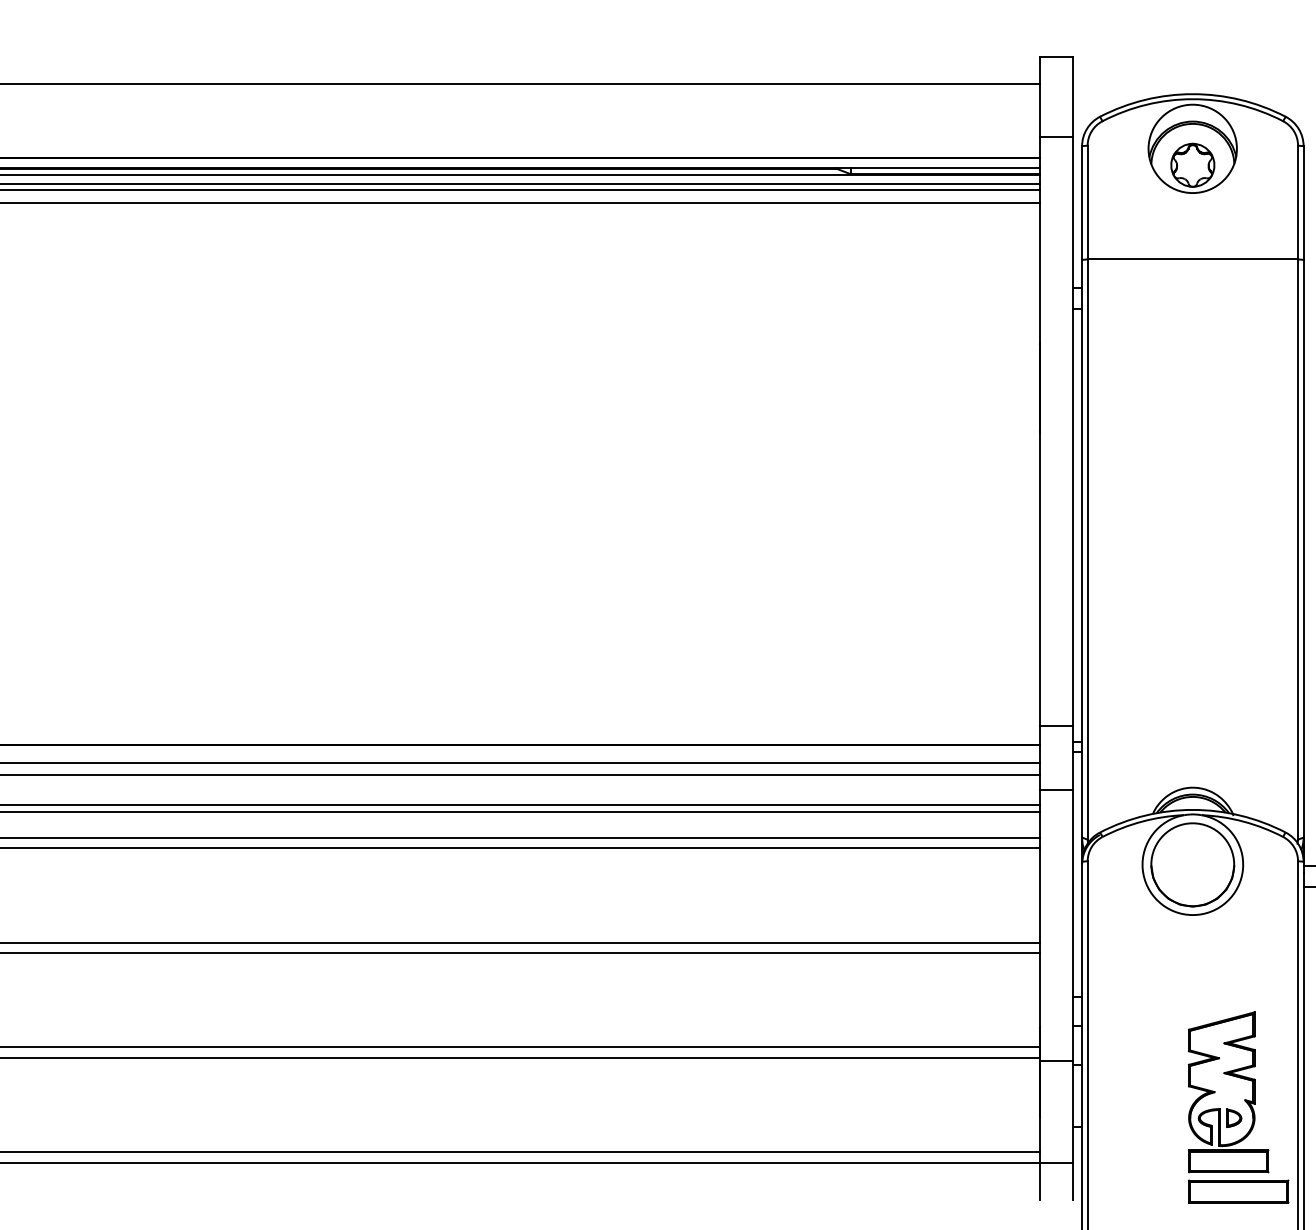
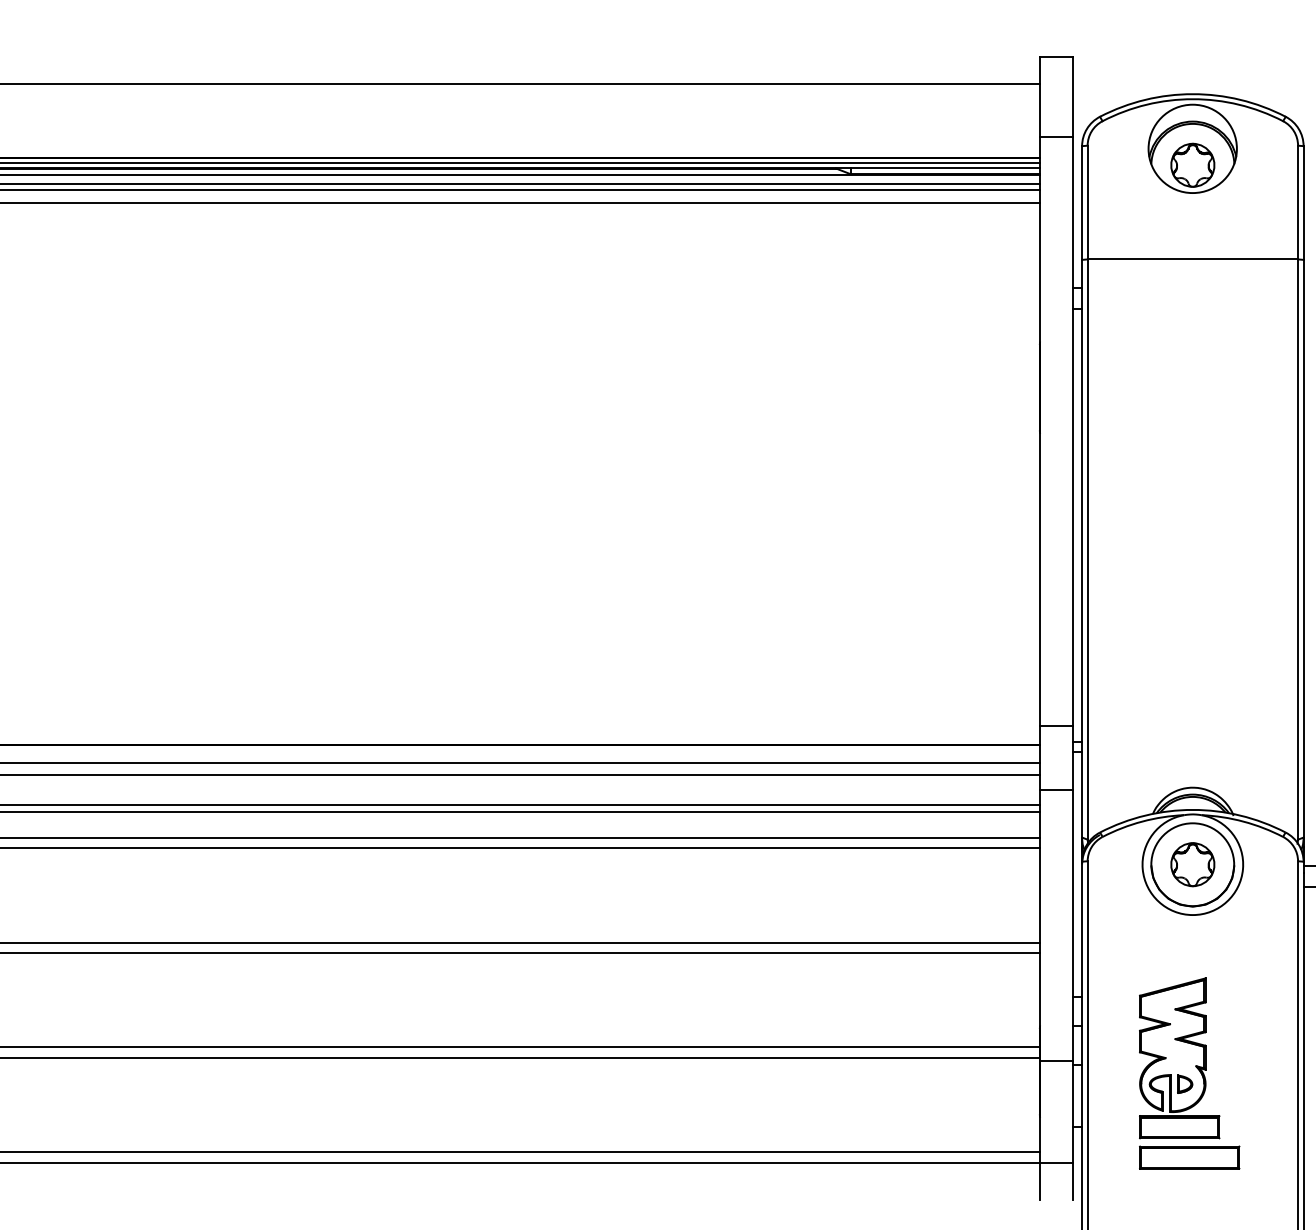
line: none -> present (521, 162)
part: none -> present (1192, 864)
part position: (1238, 1107) -> (1189, 1073) (1189, 1073)
